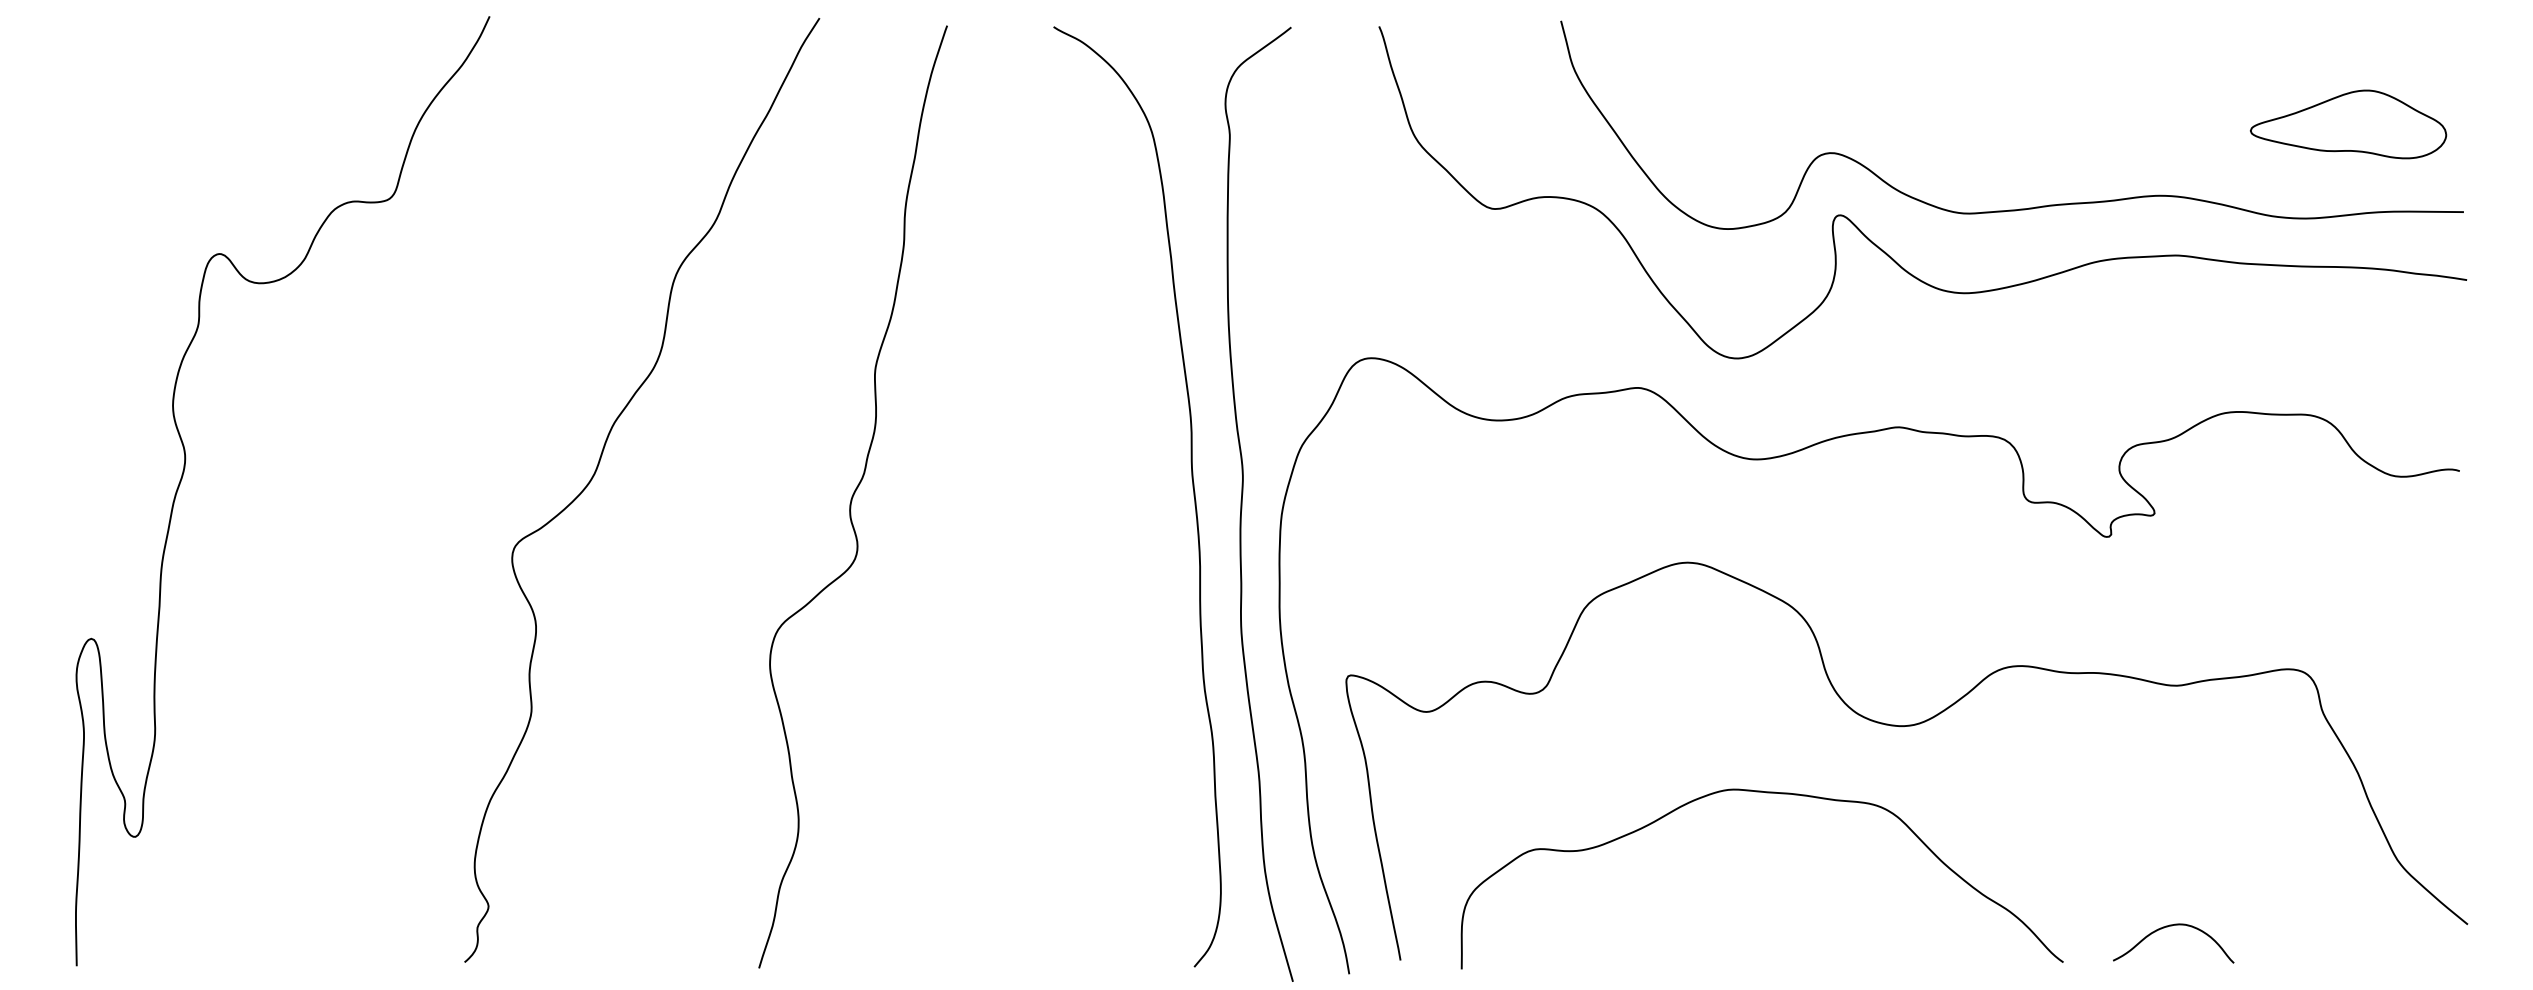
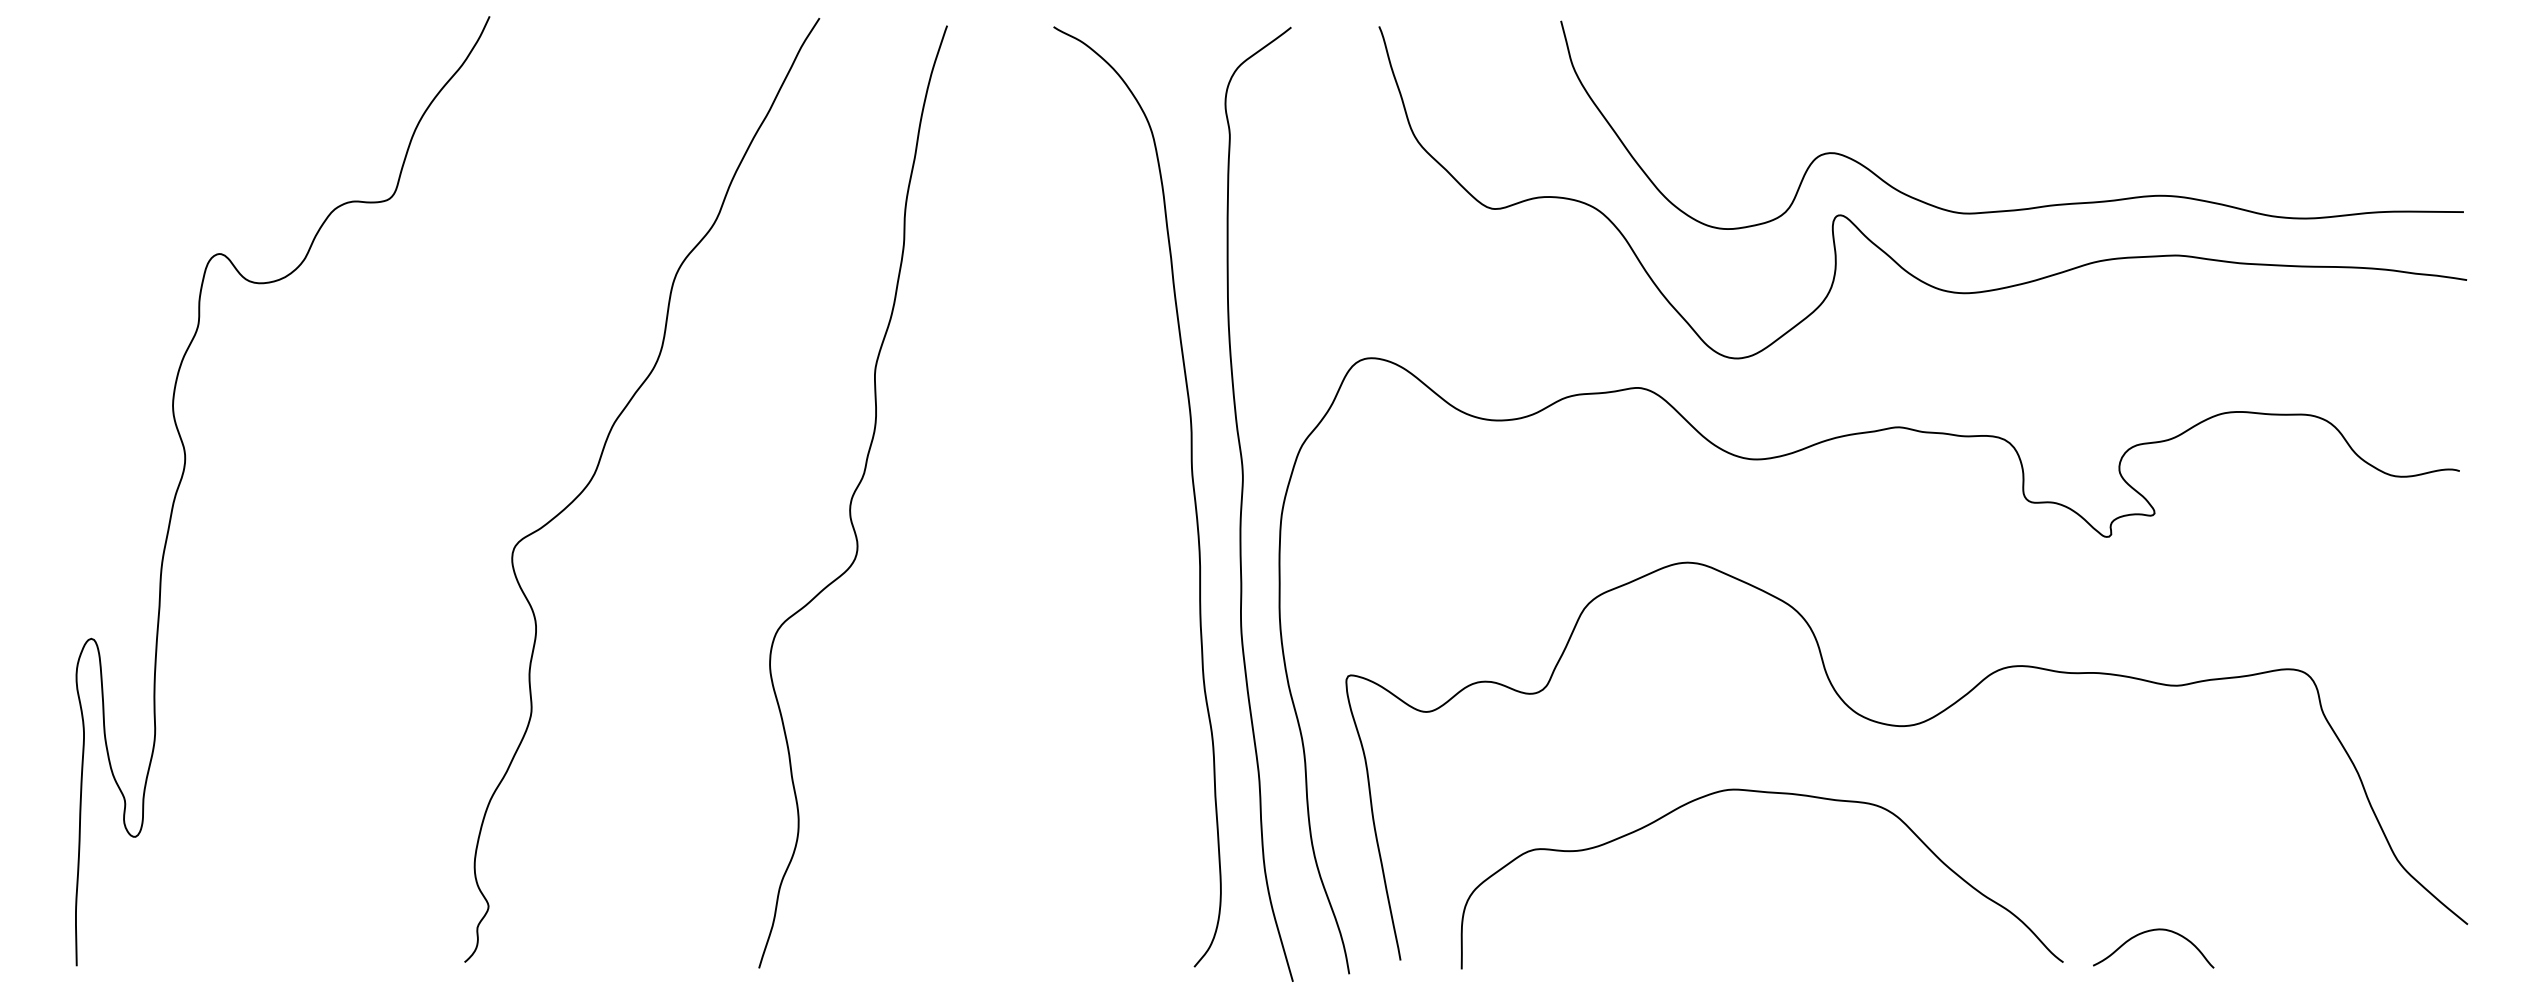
part: present -> none (2348, 124)
curve position: (2172, 926) -> (2152, 931) (2152, 931)
